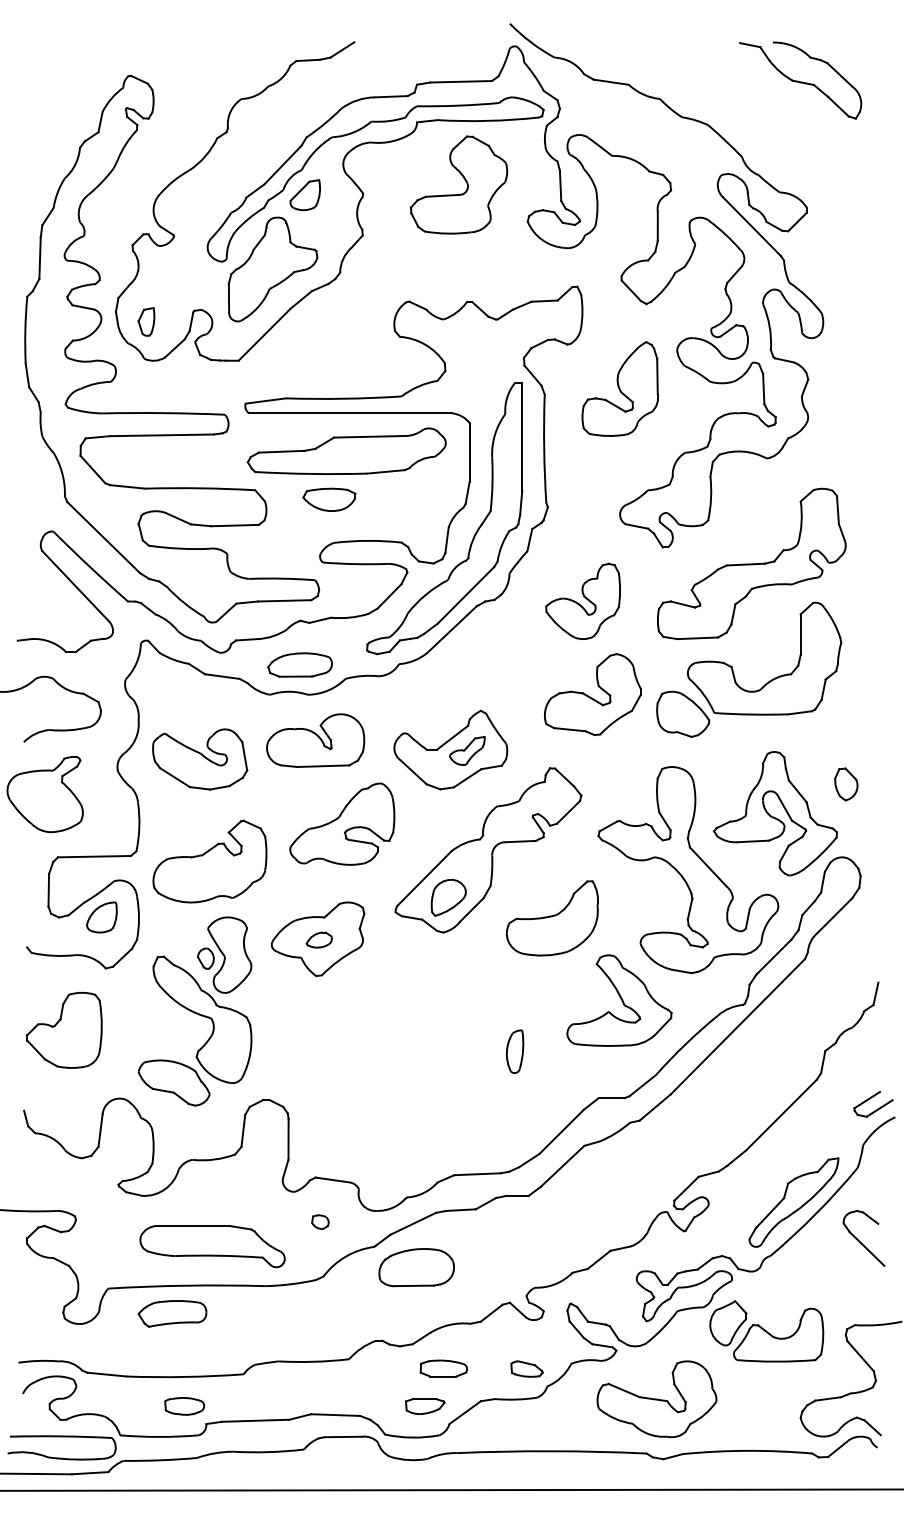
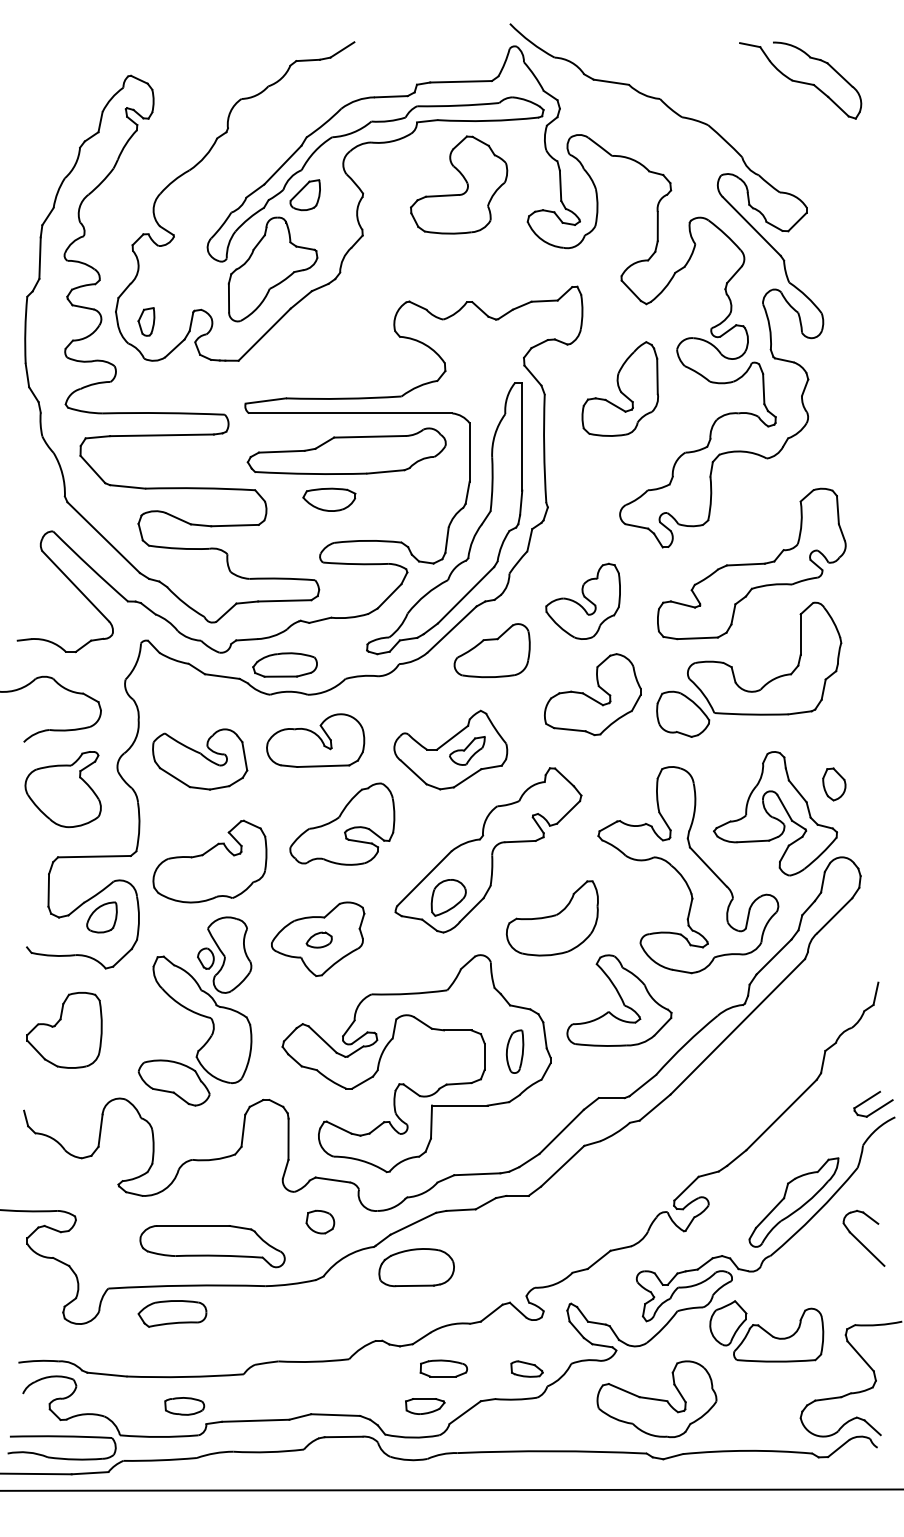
part: none -> present (491, 650)
part position: (299, 664) -> (284, 664) (284, 664)
part position: (846, 784) -> (834, 784) (834, 784)
part position: (44, 794) -> (62, 789) (62, 789)
part: none -> present (404, 1083)
part size: 19x16 px -> 31x26 px (320, 1221)
